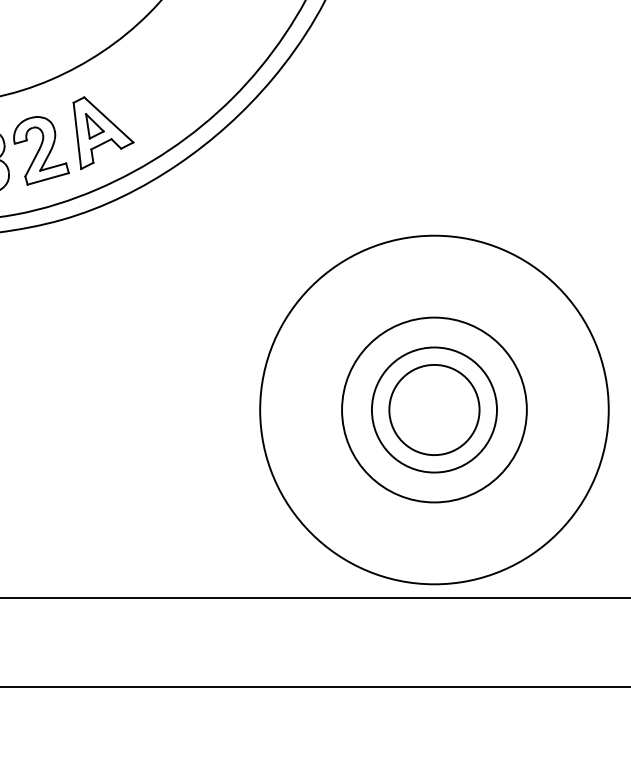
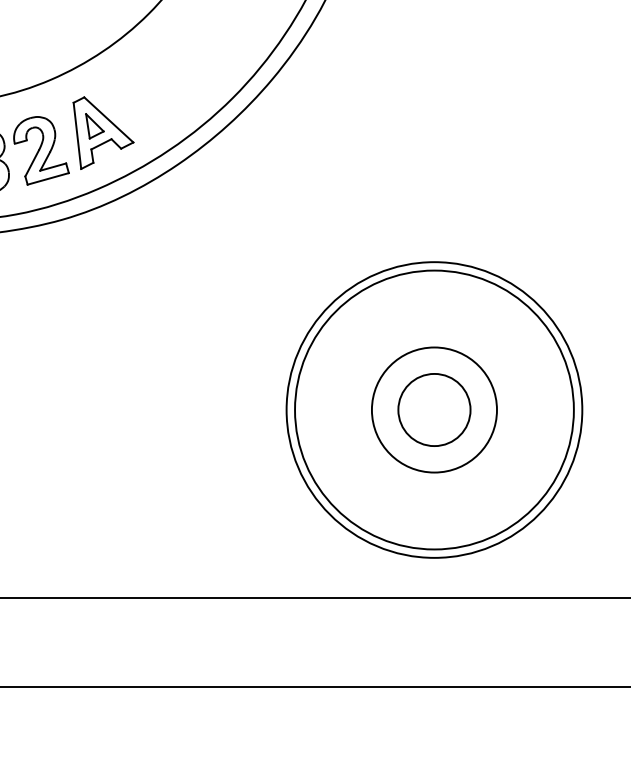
circle diameter: 185 px -> 296 px (434, 409)
circle diameter: 349 px -> 279 px (434, 409)
circle diameter: 90 px -> 72 px (434, 409)
